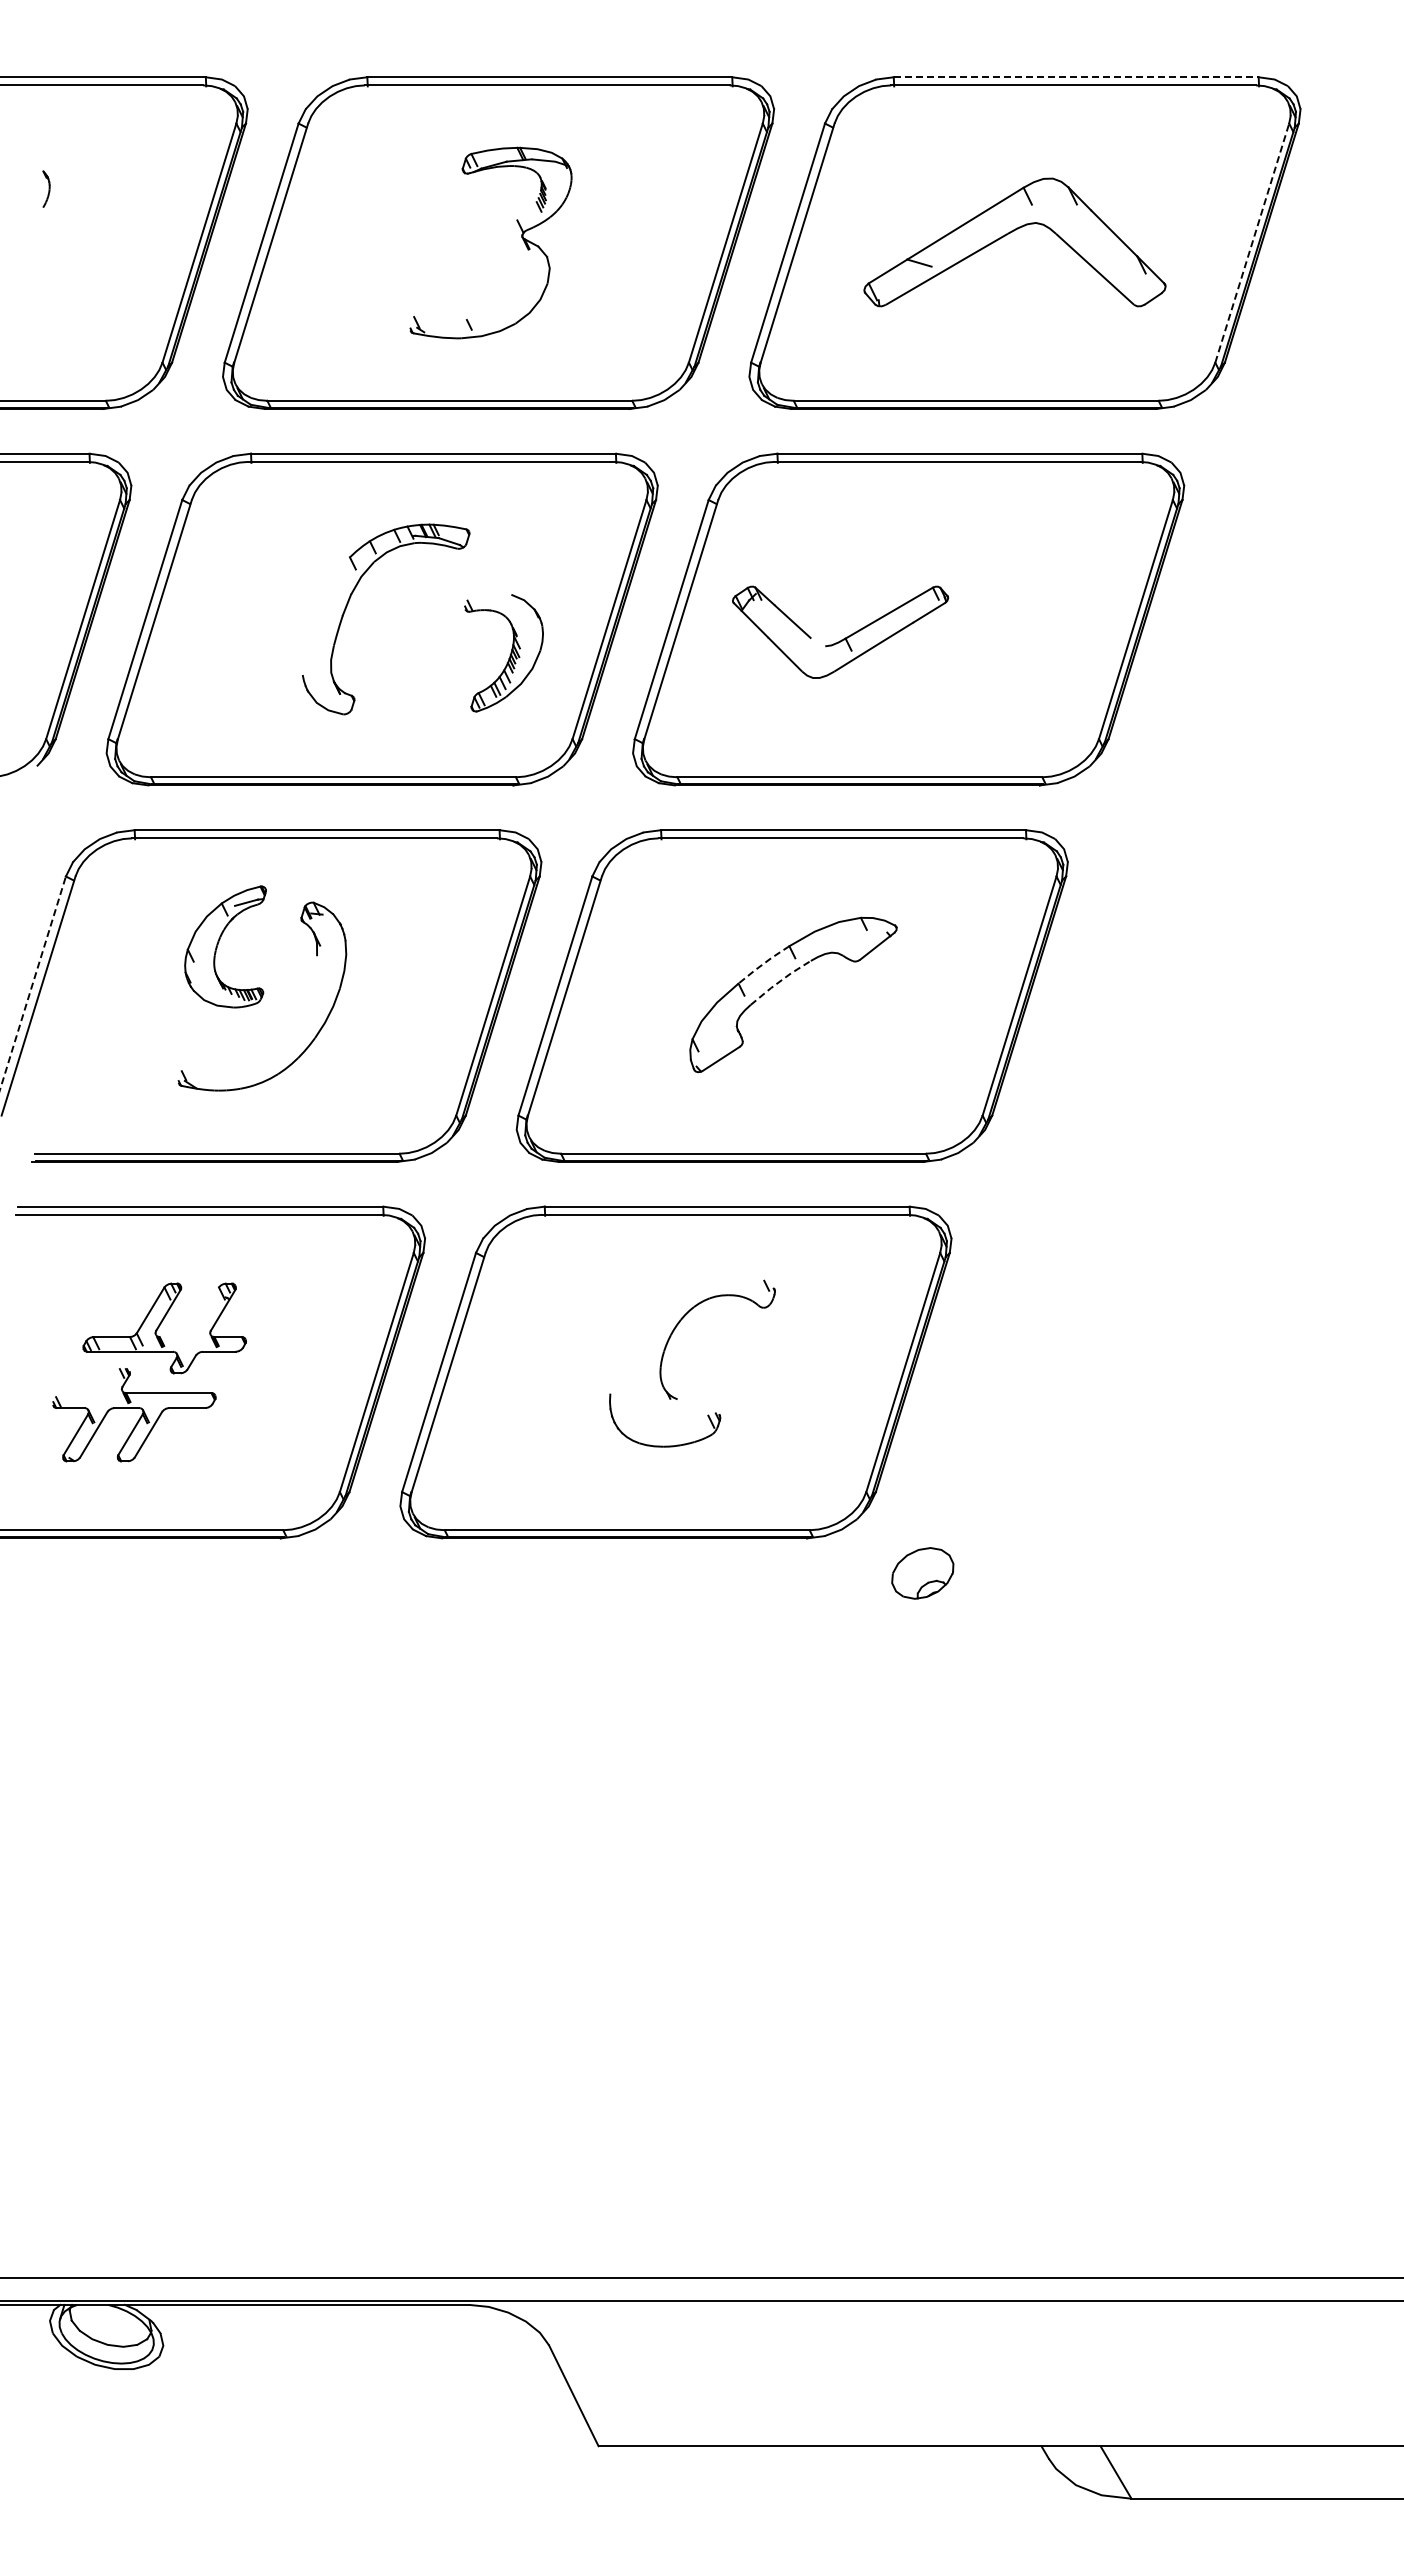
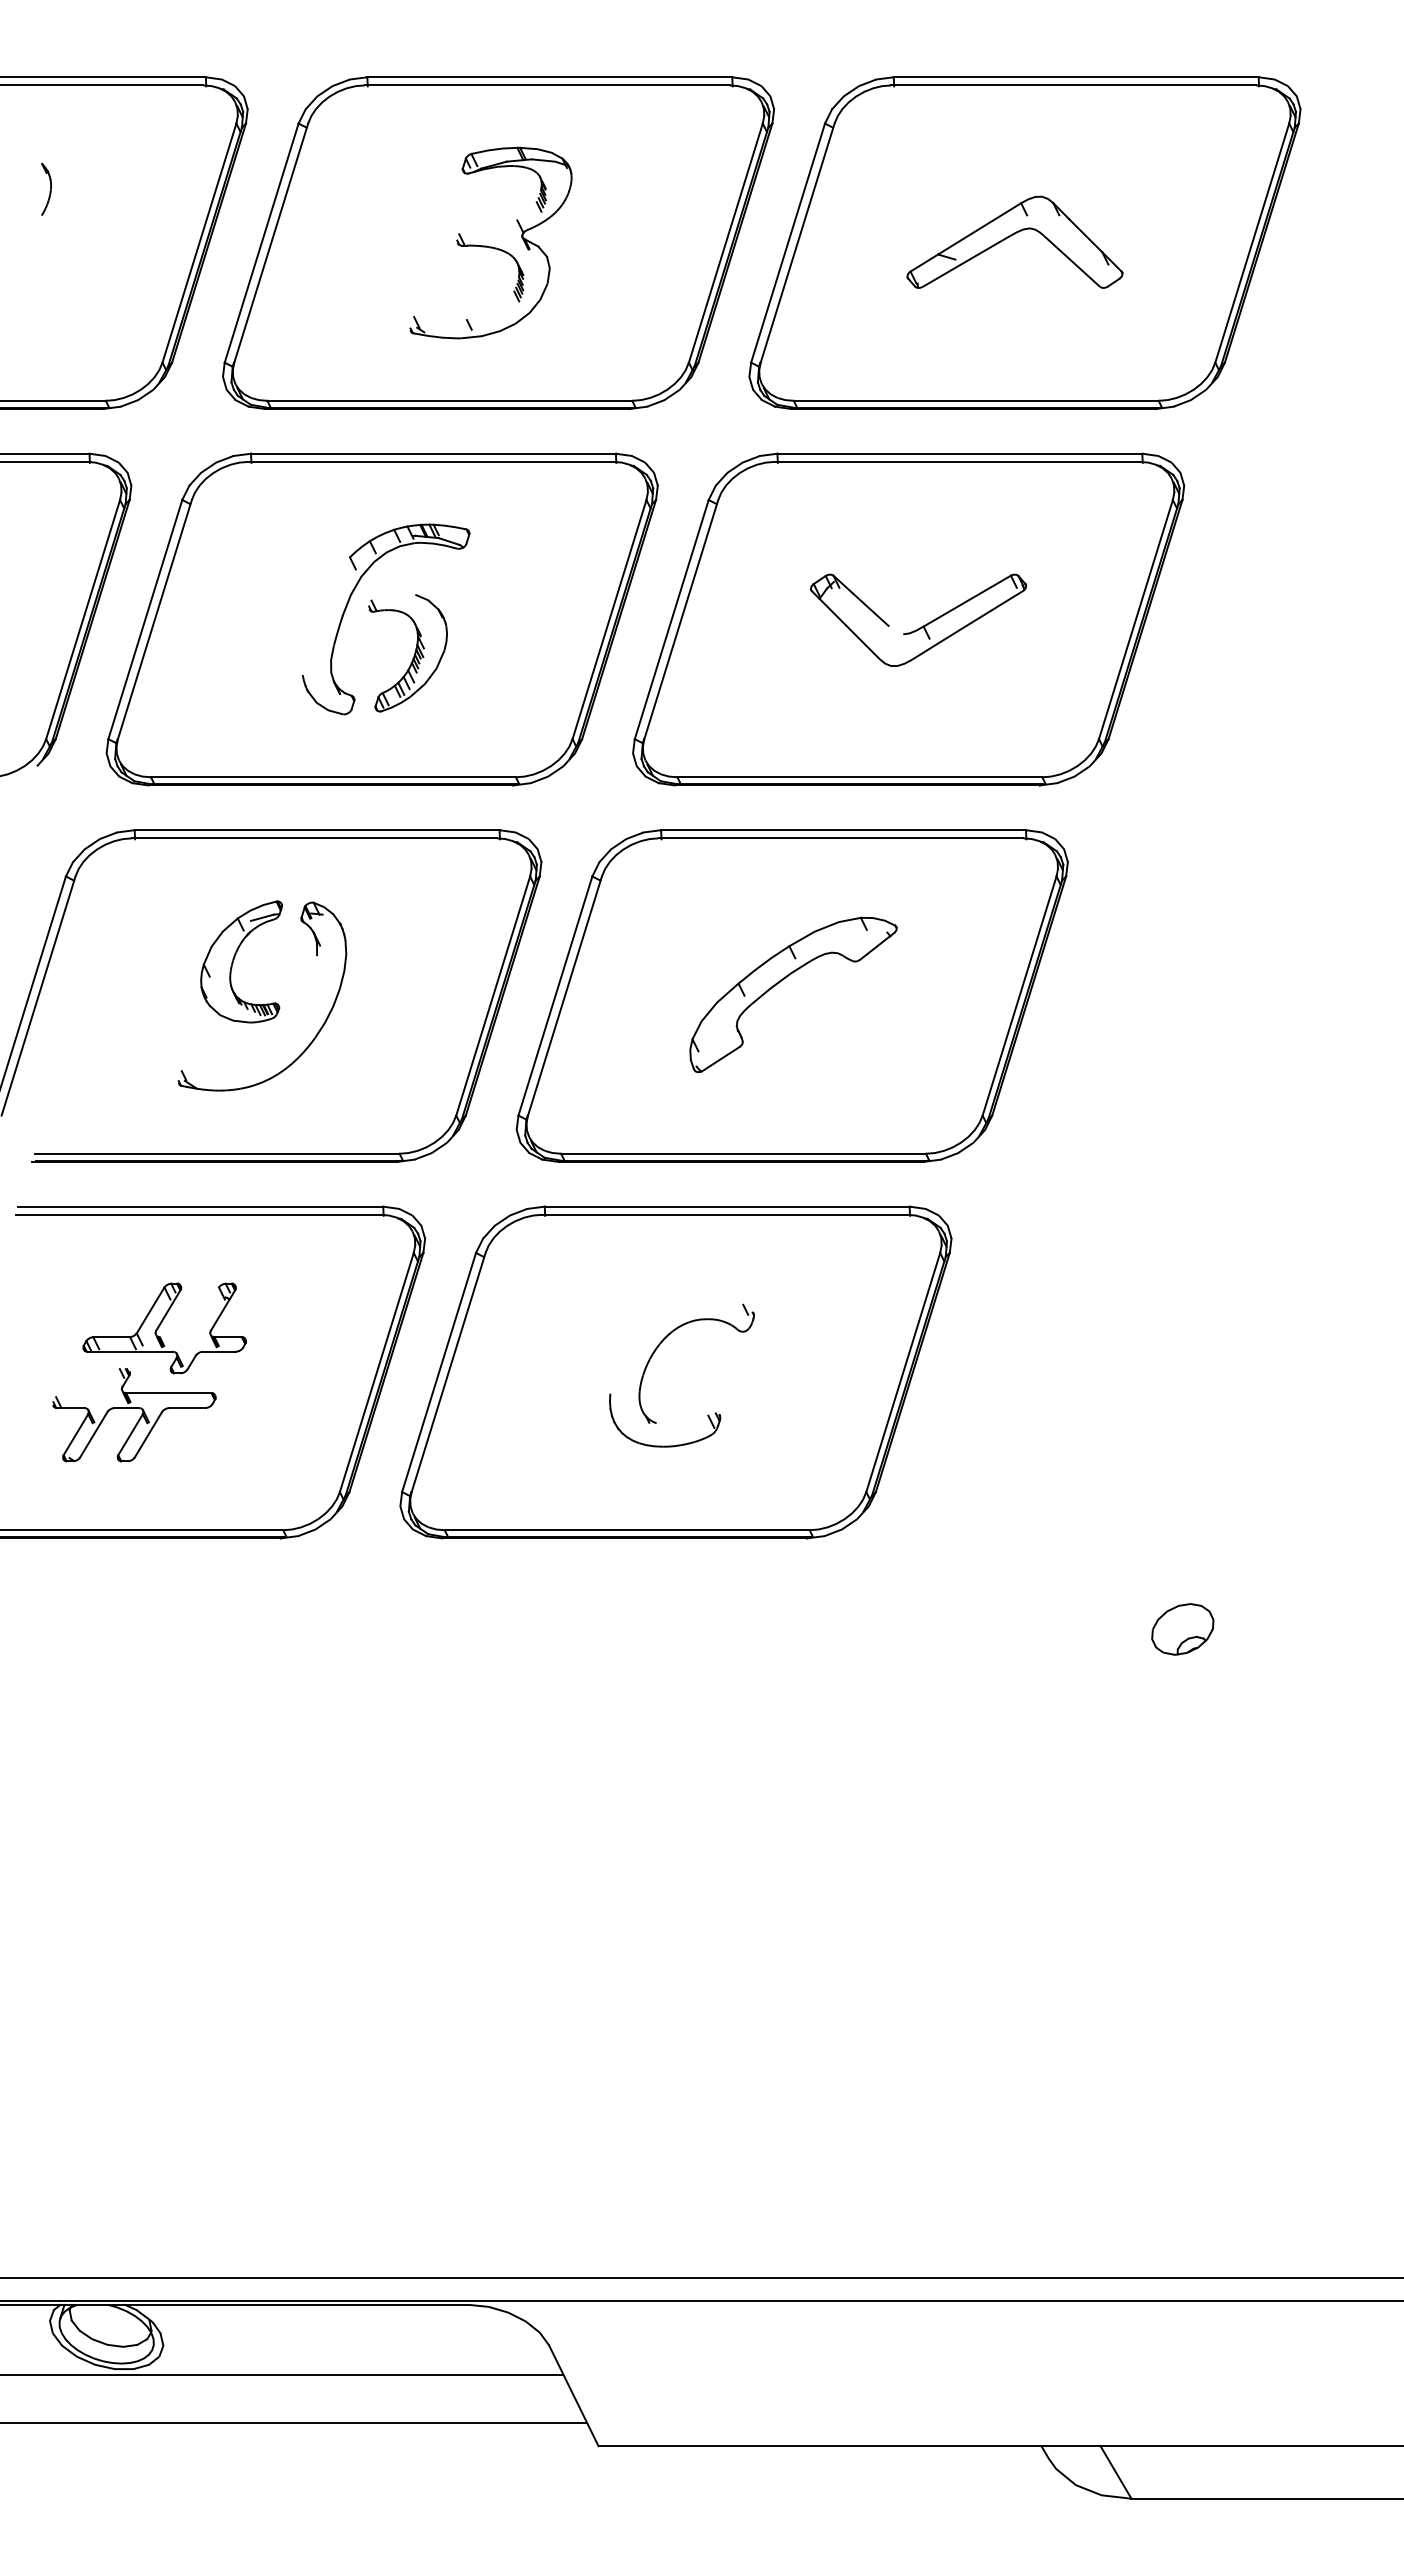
line: dashed -> solid (1076, 77)
part size: 9x38 px -> 11x54 px (46, 188)
part size: 304x131 px -> 218x94 px (1014, 241)
line: dashed -> solid (1252, 242)
part: none -> present (494, 249)
part position: (843, 638) -> (921, 626) (921, 626)
part position: (509, 655) -> (413, 655) (413, 655)
part position: (218, 945) -> (234, 960) (234, 960)
line: dashed -> solid (763, 964)
line: dashed -> solid (779, 981)
line: dashed -> solid (32, 983)
part position: (695, 1307) -> (674, 1331) (674, 1331)
part position: (922, 1573) -> (1182, 1629) (1182, 1629)
line: none -> present (282, 2374)
line: none -> present (294, 2423)
